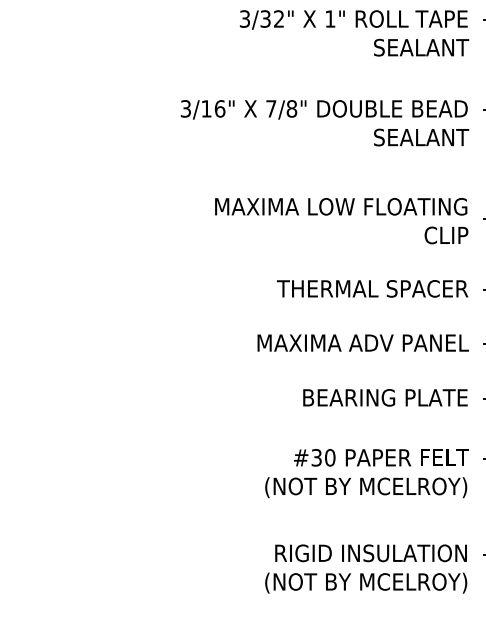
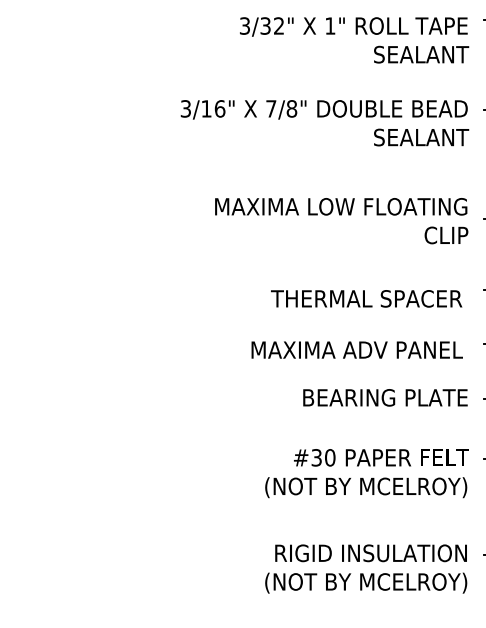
text position: (354, 33) -> (354, 40) (354, 40)
text position: (372, 288) -> (366, 298) (366, 298)
text position: (362, 342) -> (356, 349) (356, 349)
